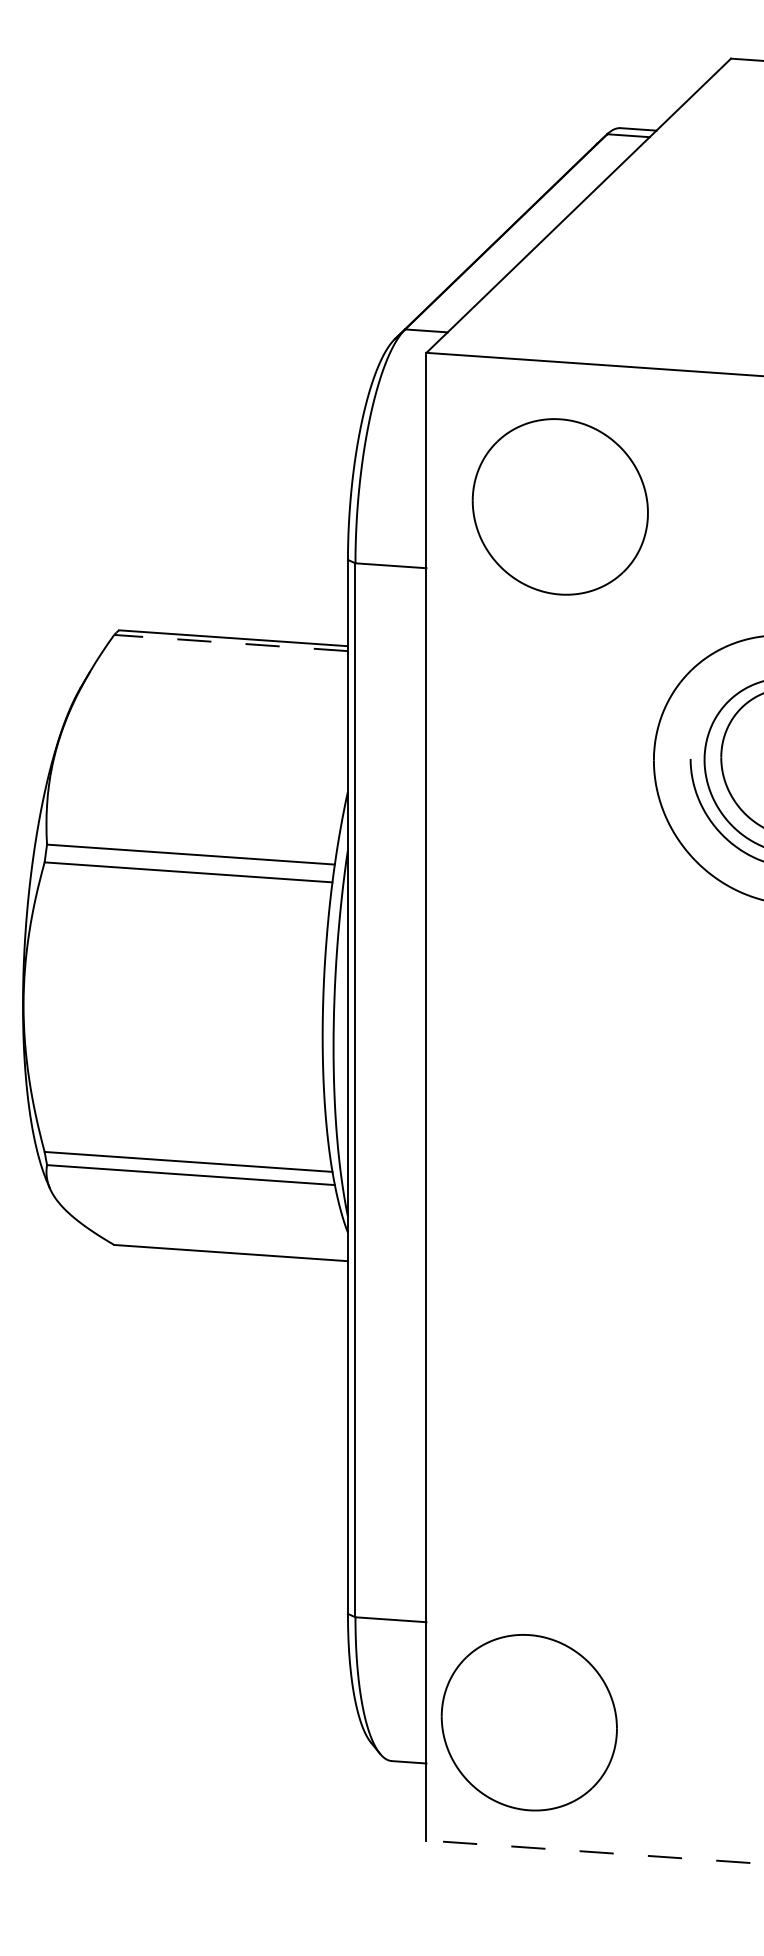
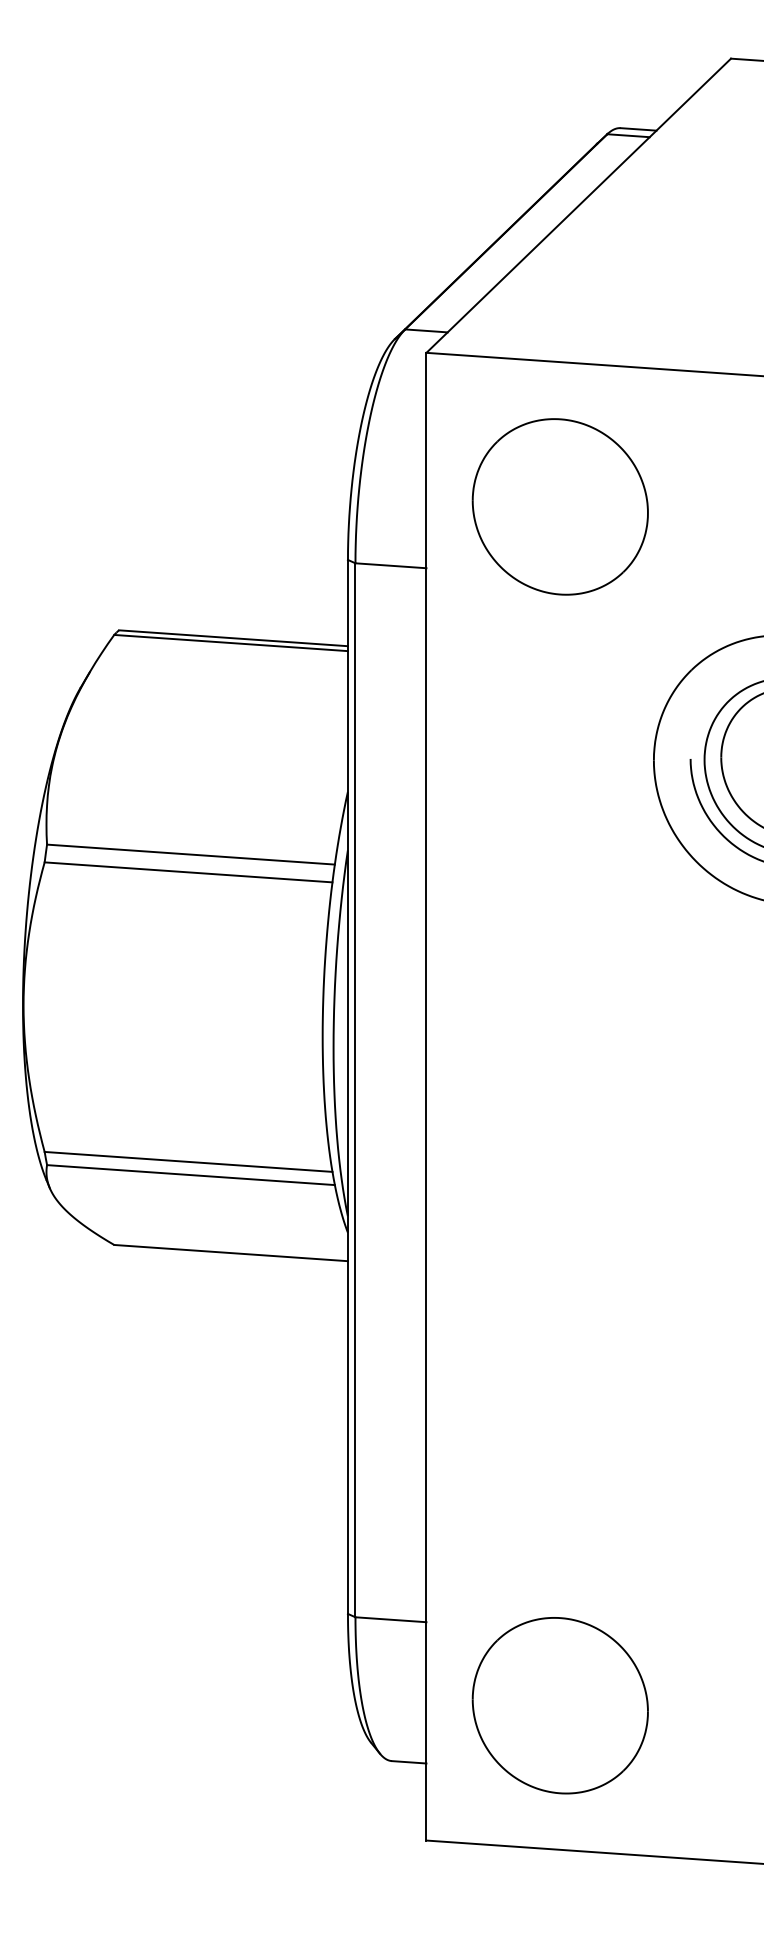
line: dashed -> solid (230, 643)
part position: (528, 1722) -> (559, 1705) (559, 1705)
line: dashed -> solid (595, 1852)
